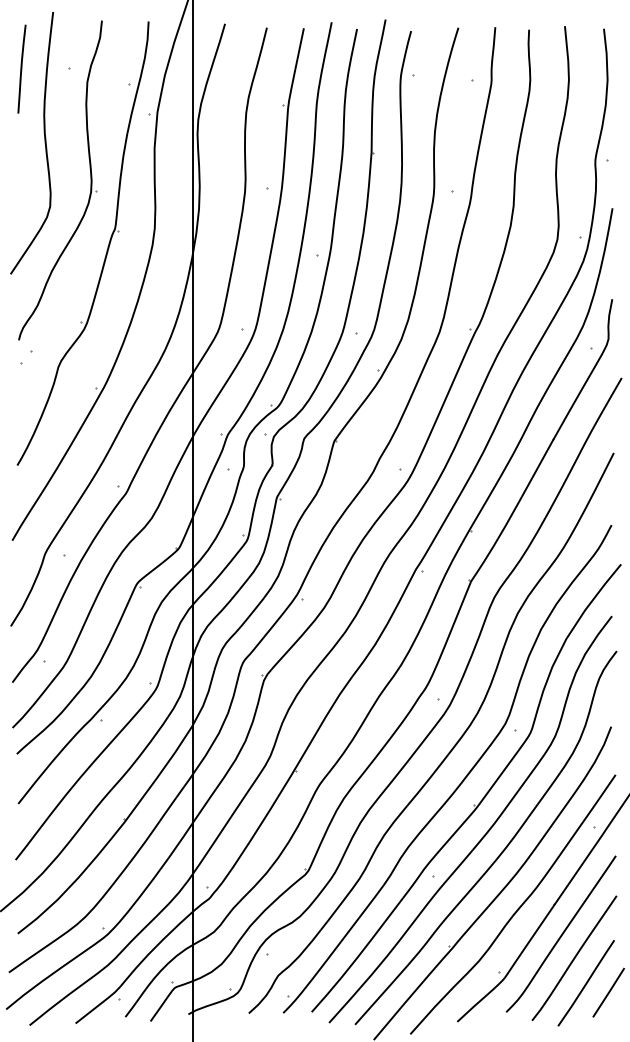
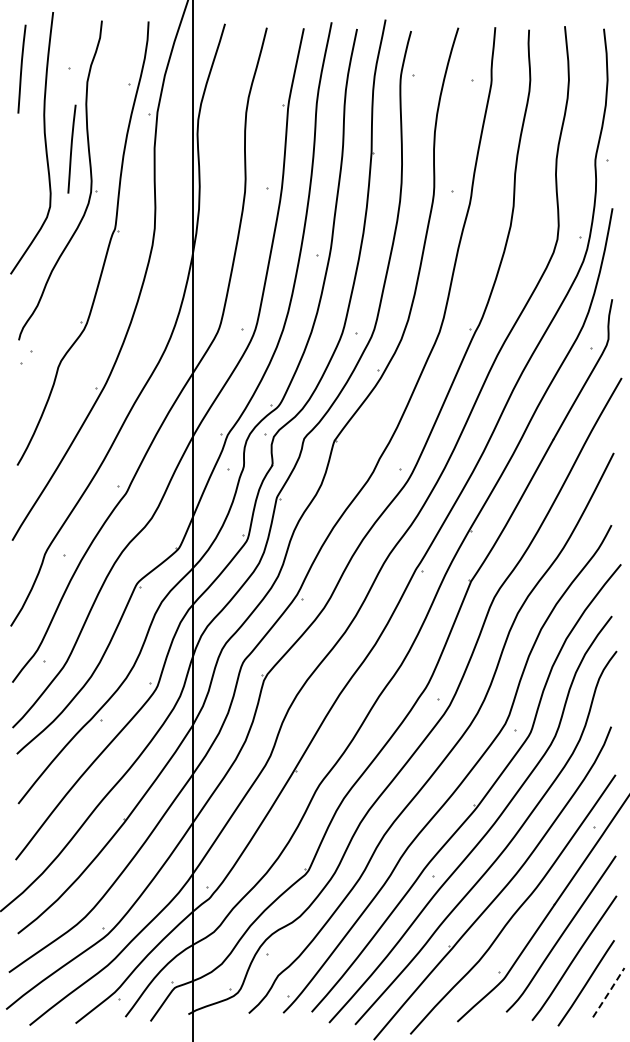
line: none -> present (71, 148)
line: solid -> dashed (609, 992)
